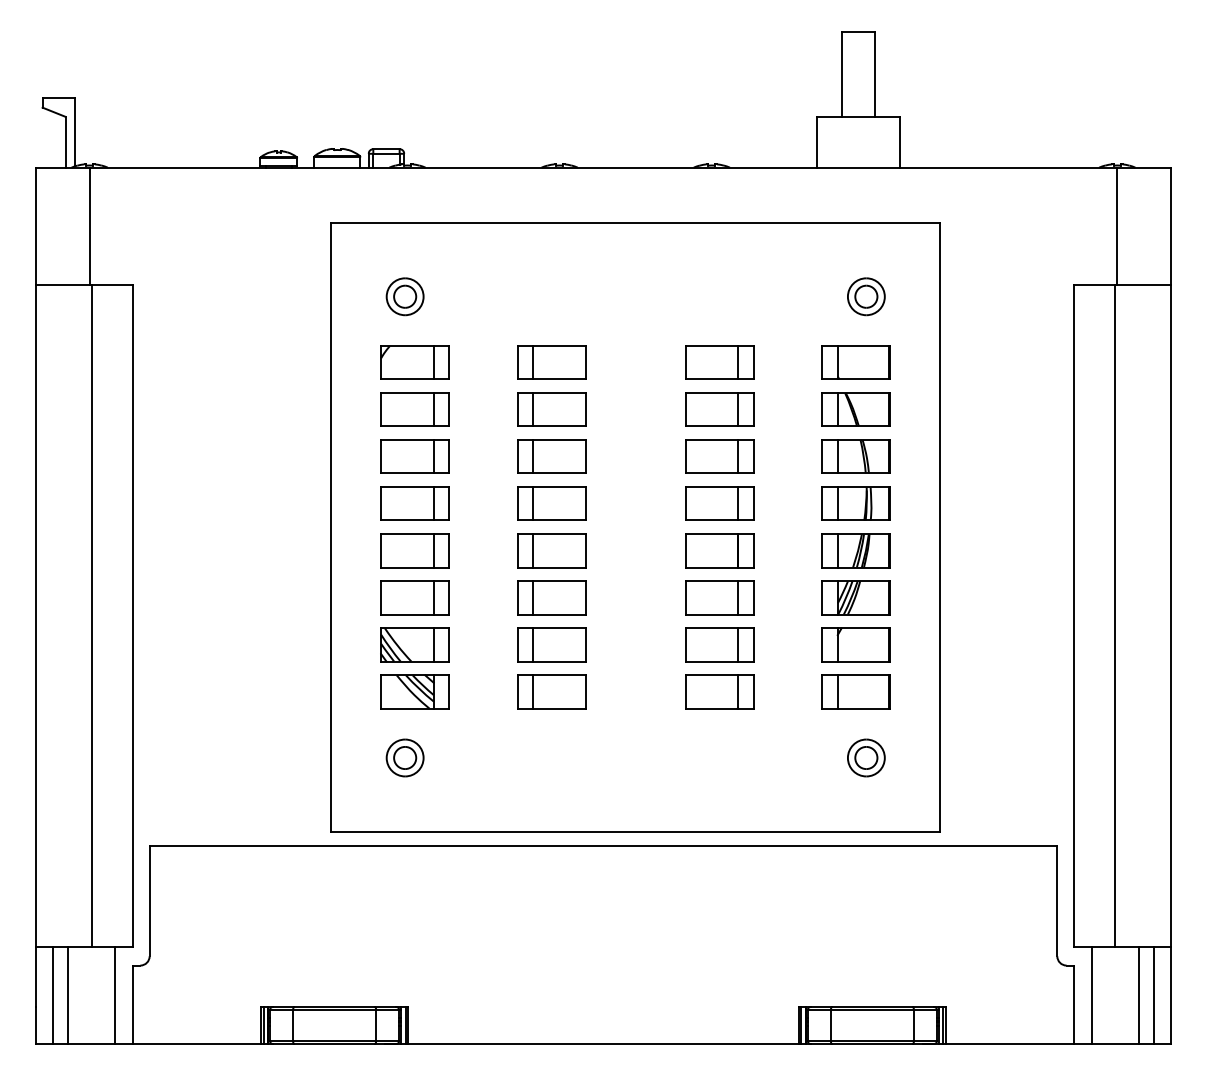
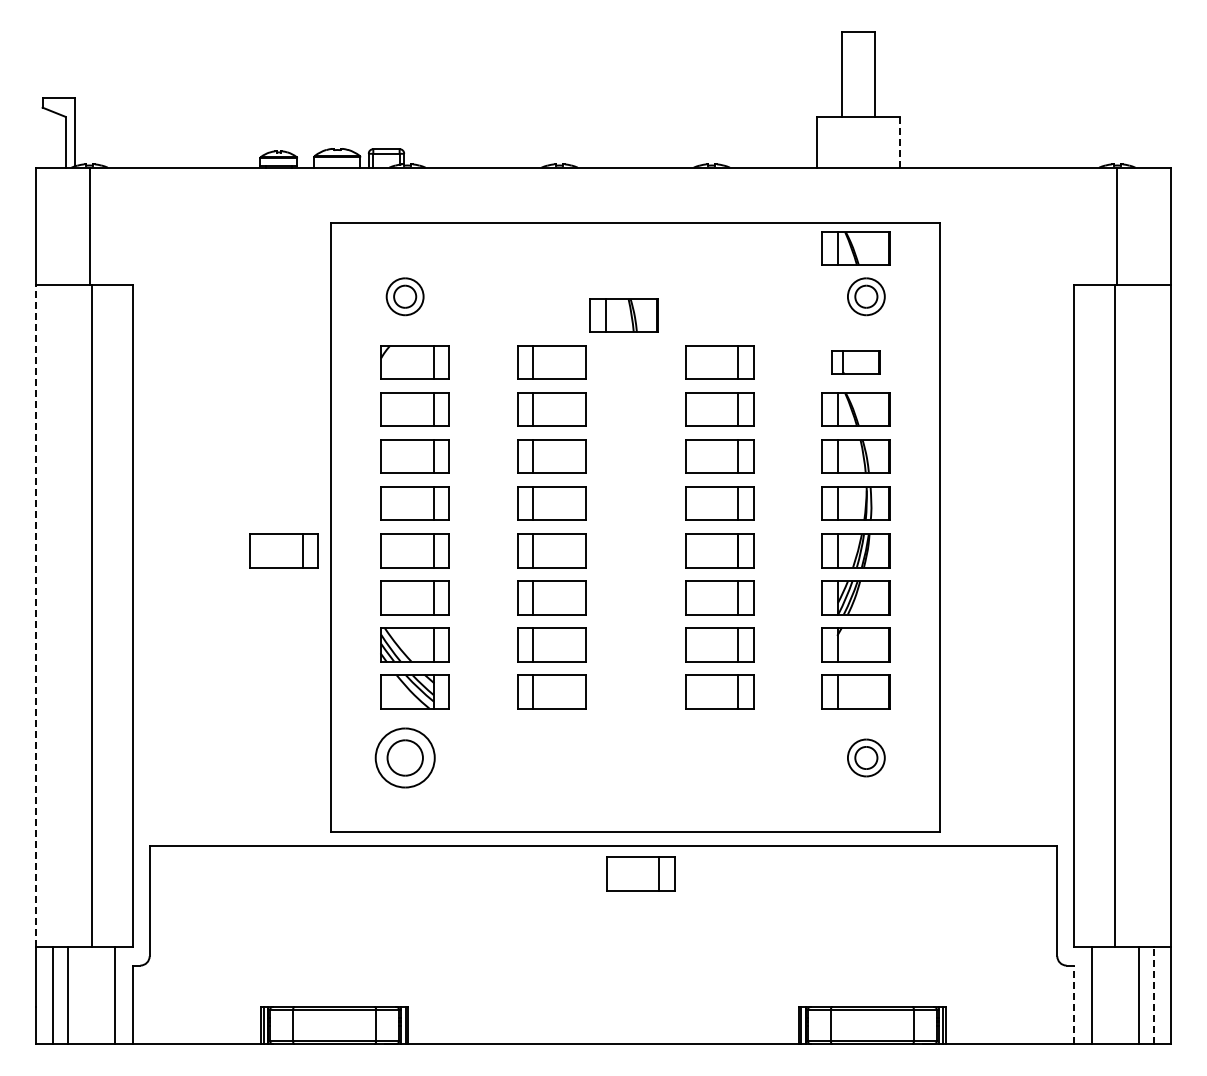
line: solid -> dashed (899, 142)
part: none -> present (855, 248)
part: none -> present (623, 315)
part size: 70x35 px -> 50x25 px (855, 362)
part: none -> present (283, 550)
line: solid -> dashed (36, 615)
part size: 40x40 px -> 62x62 px (404, 757)
part: none -> present (640, 873)
line: solid -> dashed (1154, 995)
line: solid -> dashed (1073, 1004)
